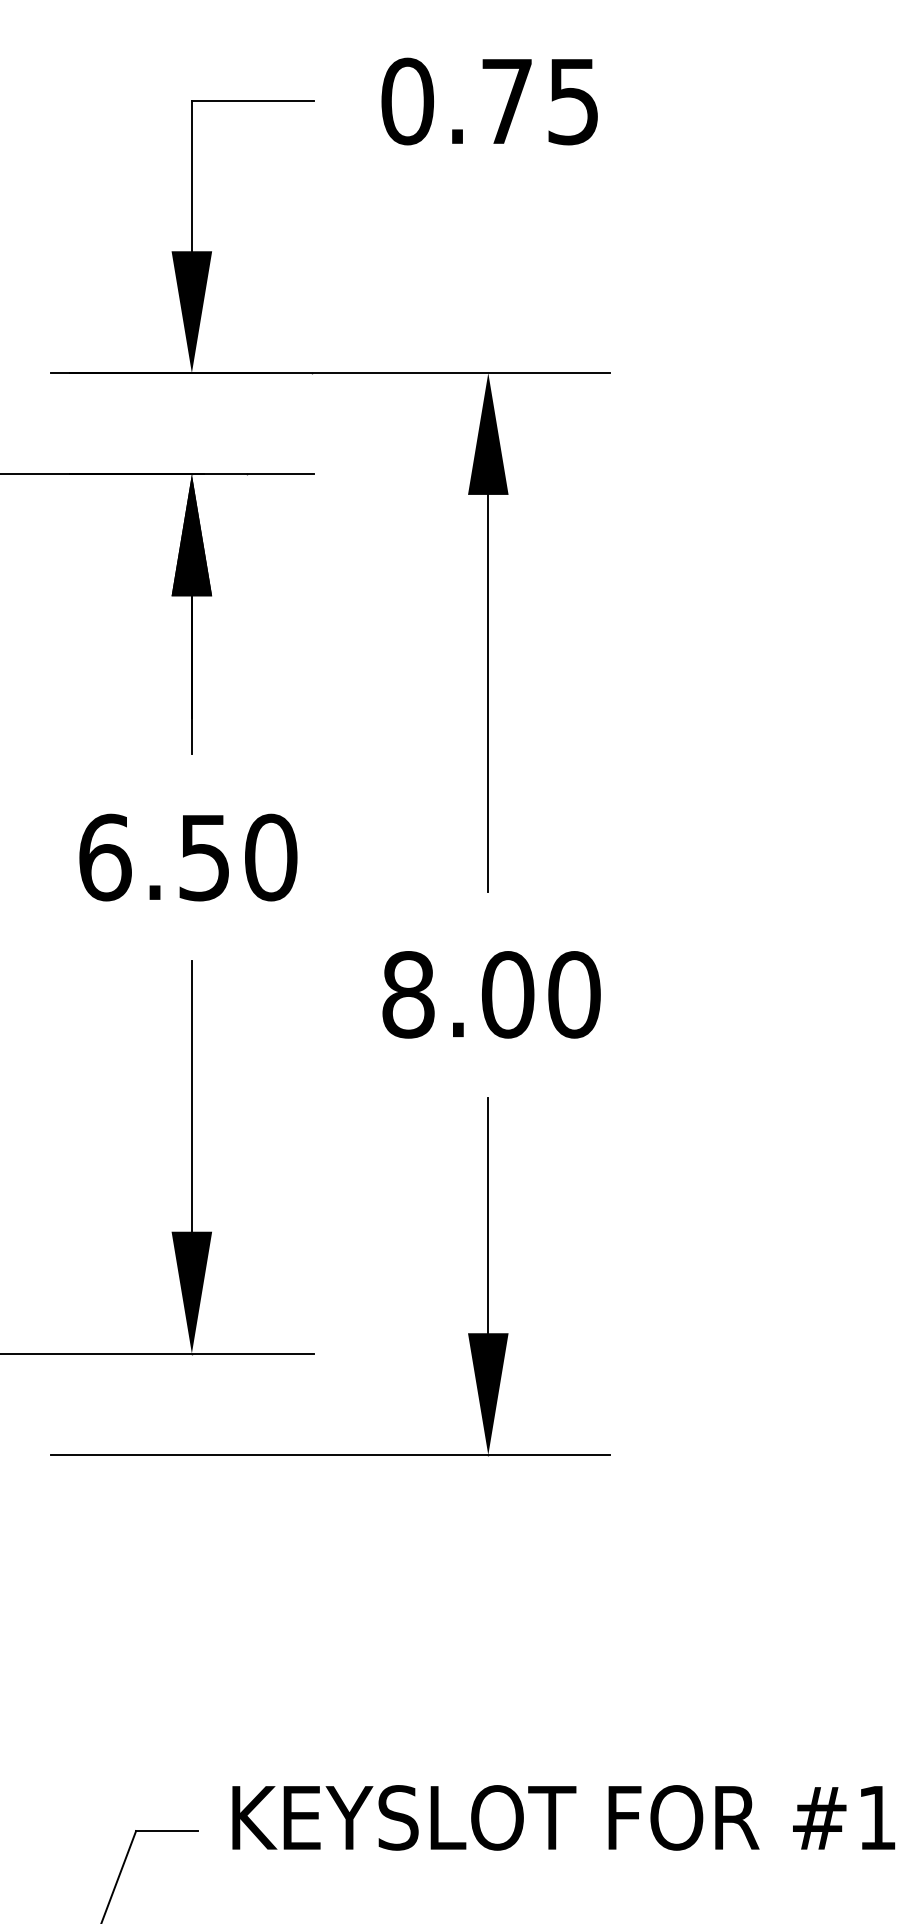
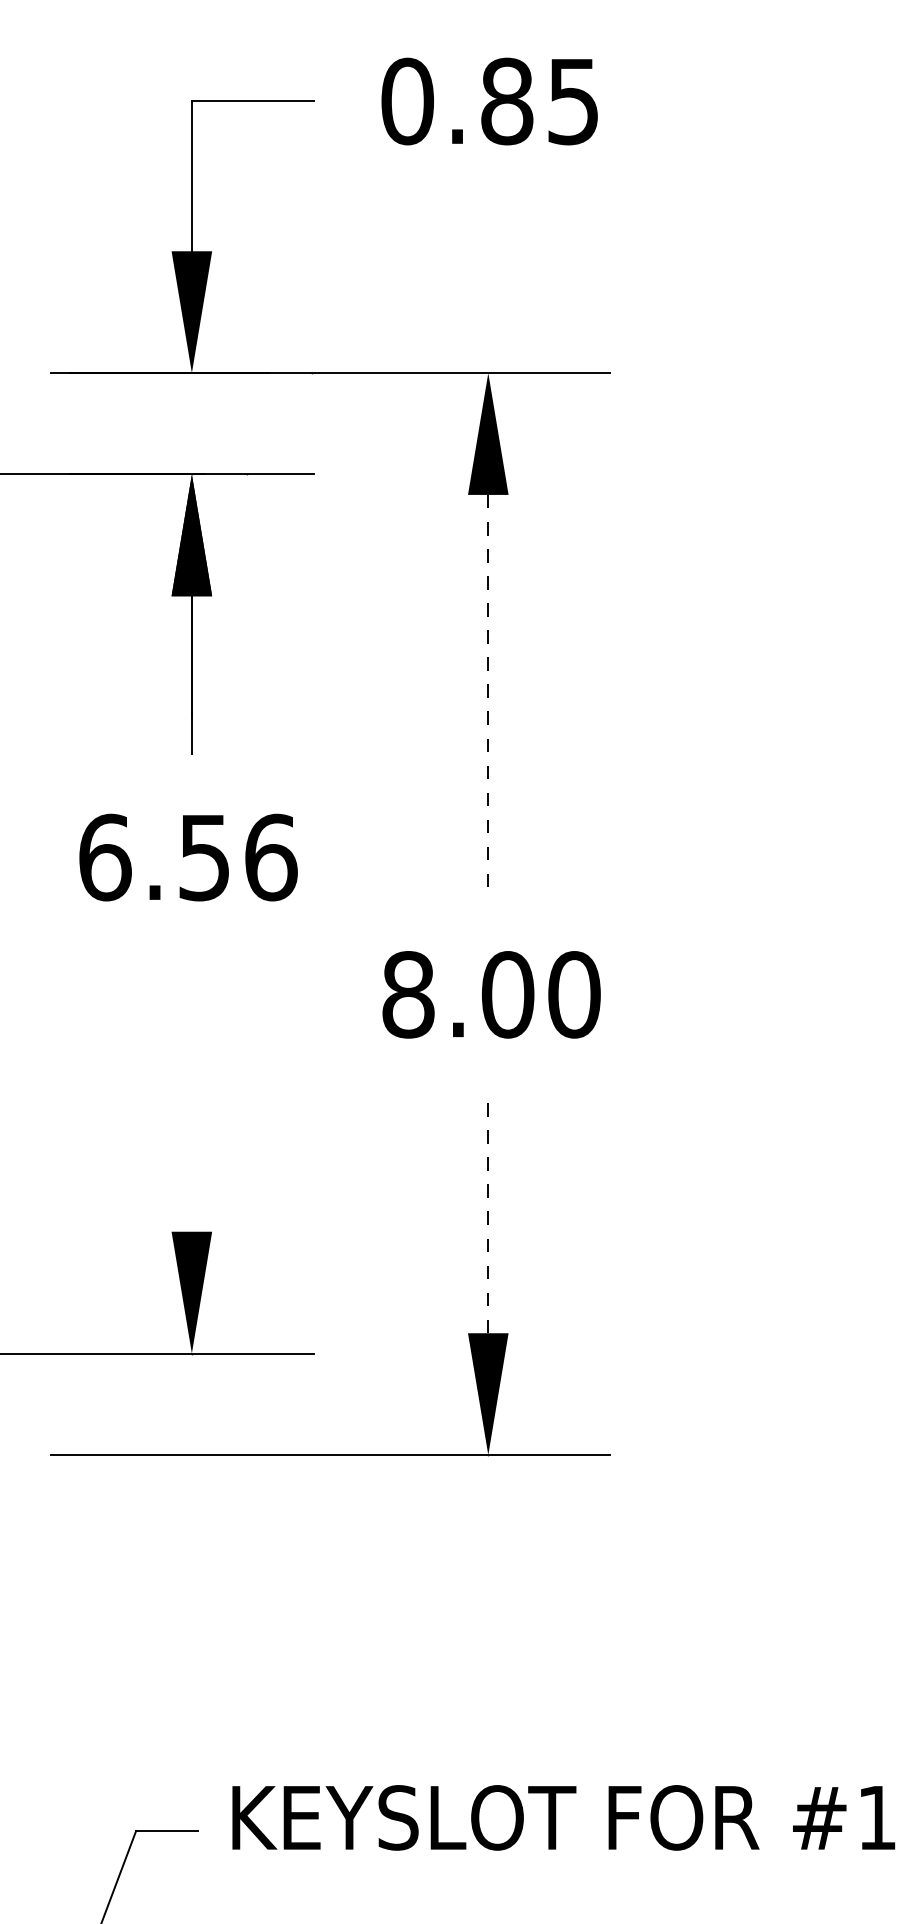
text: 0.75 -> 0.85 (507, 101)
line: solid -> dashed (488, 693)
text: 6.50 -> 6.56 (271, 857)
line: present -> none (191, 1095)
line: solid -> dashed (488, 1215)
